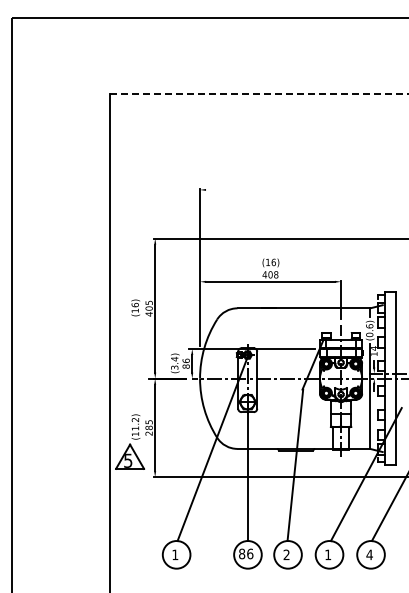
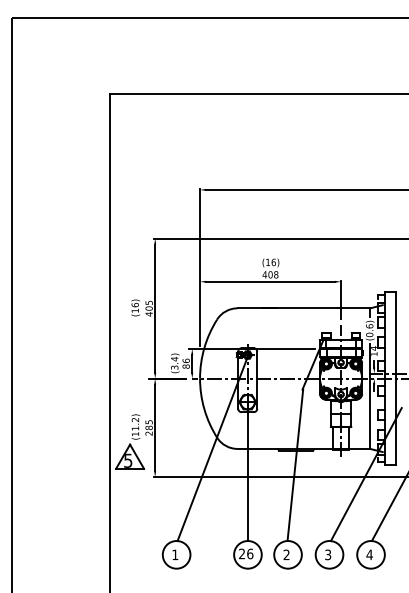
line: dashed -> solid (260, 94)
line: none -> present (305, 189)
text: 86 -> 26 (242, 553)
text: 1 -> 3 (328, 554)
